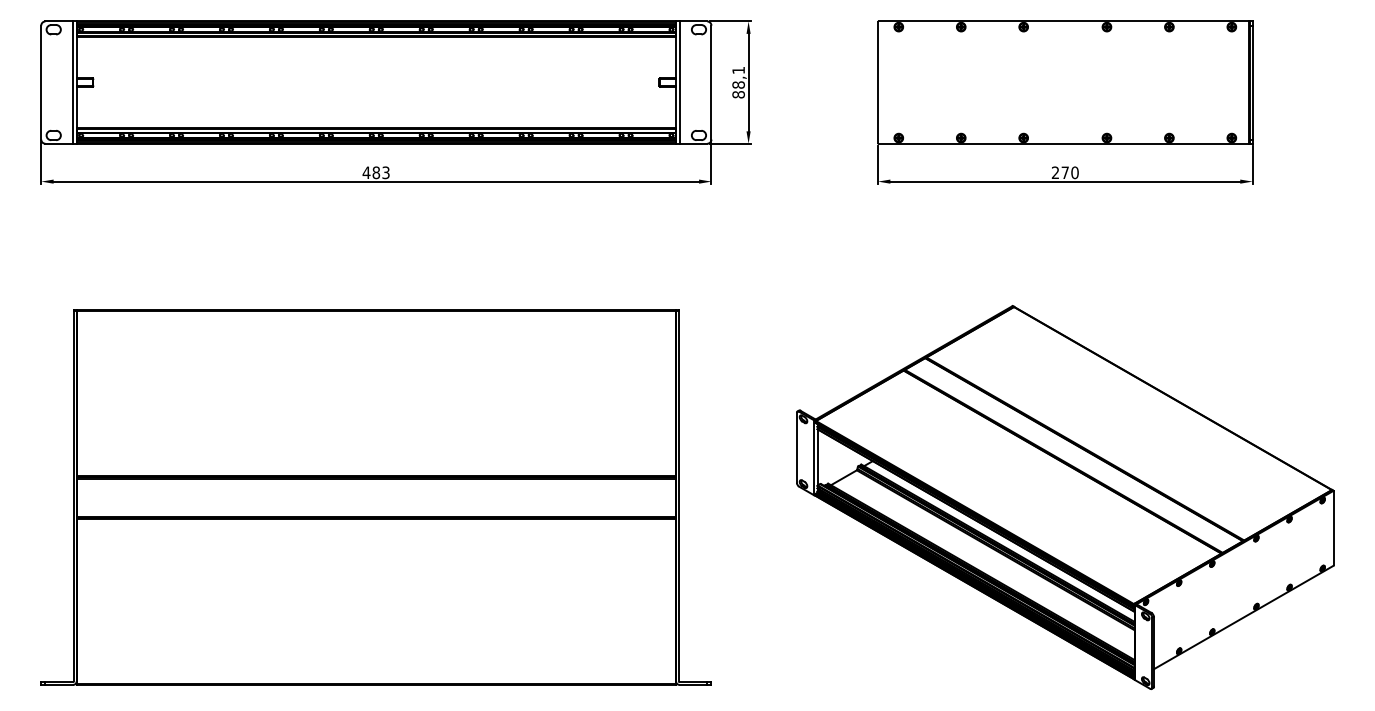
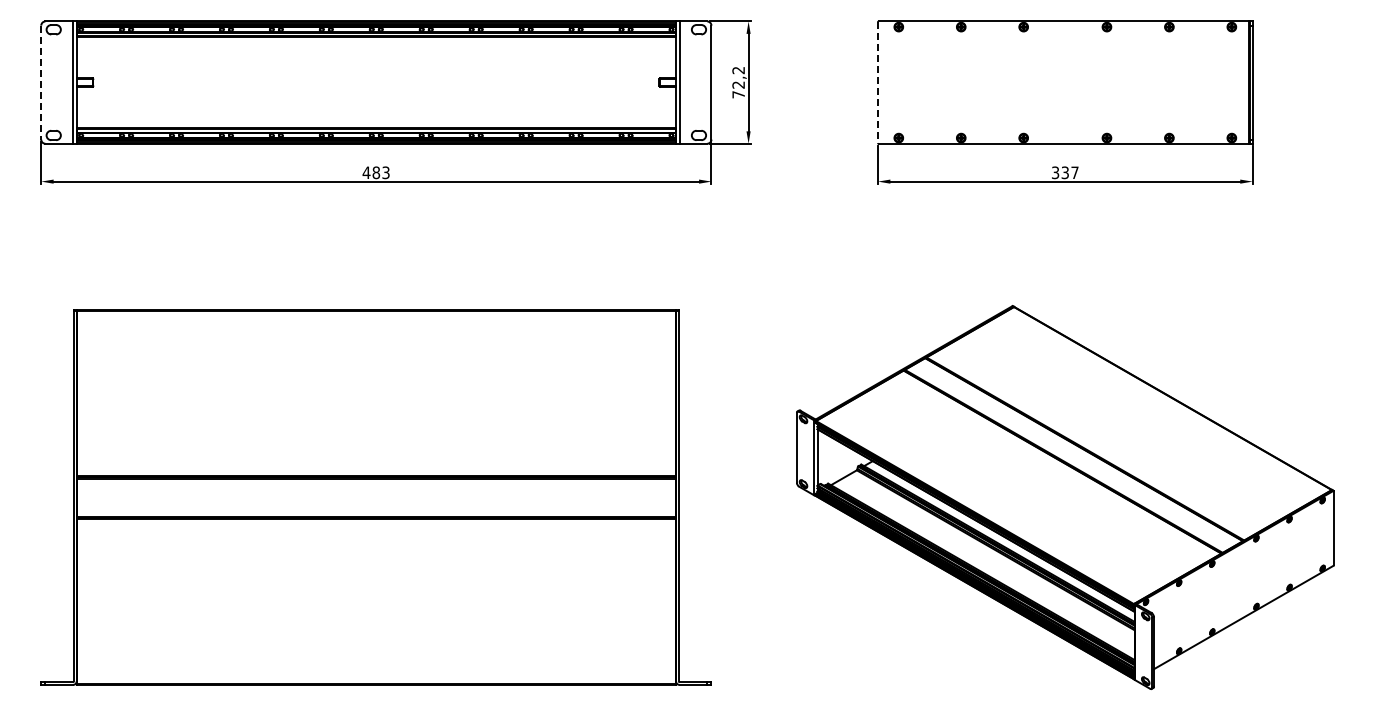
line: solid -> dashed (41, 82)
text: 88,1 -> 72,2 (738, 82)
line: solid -> dashed (877, 83)
text: 270 -> 337 (1065, 172)
